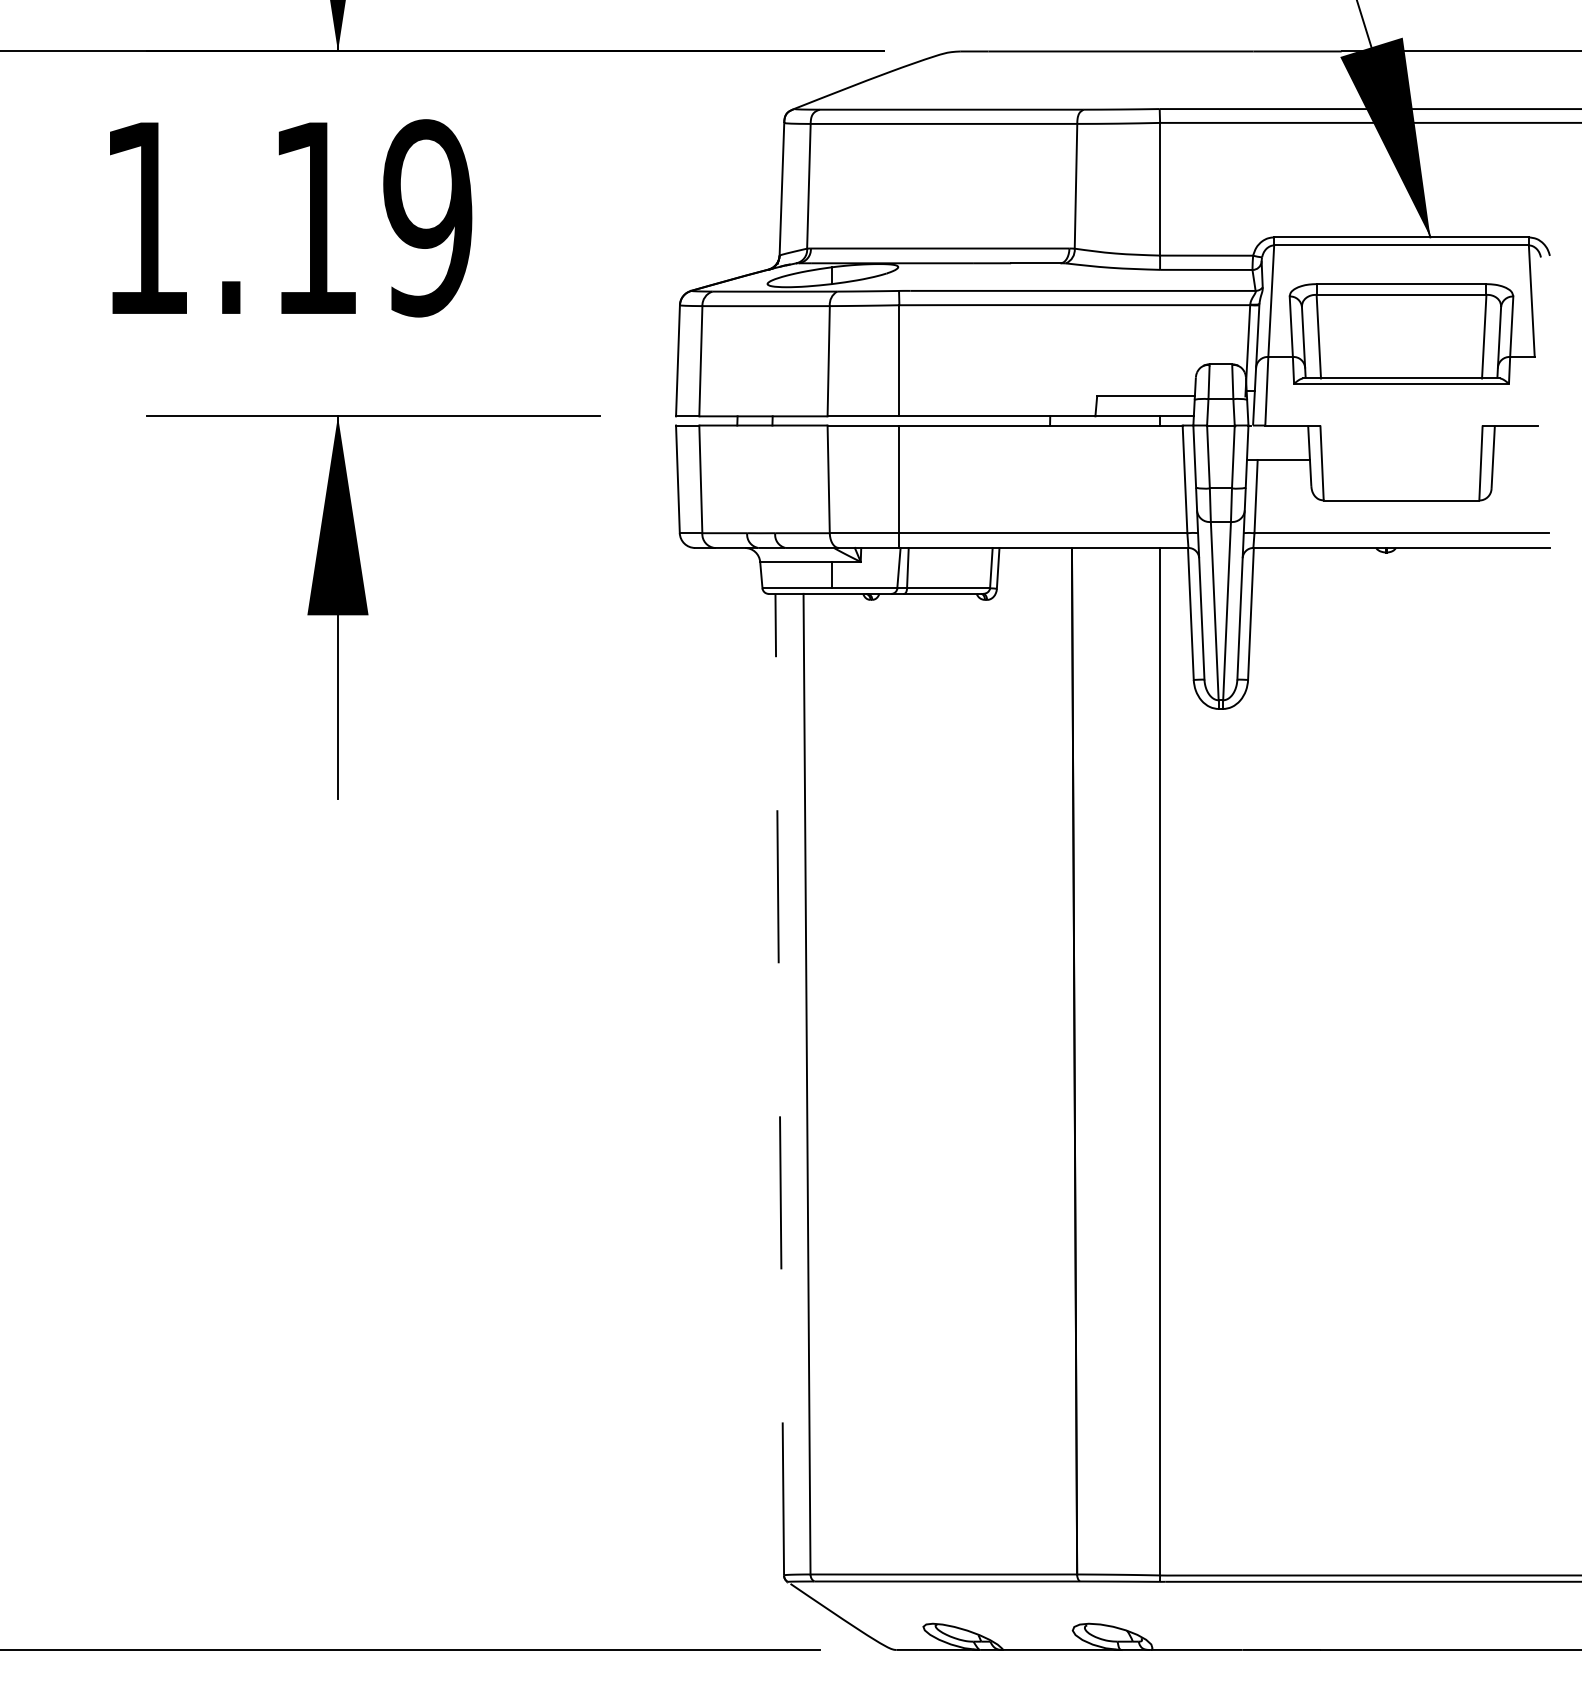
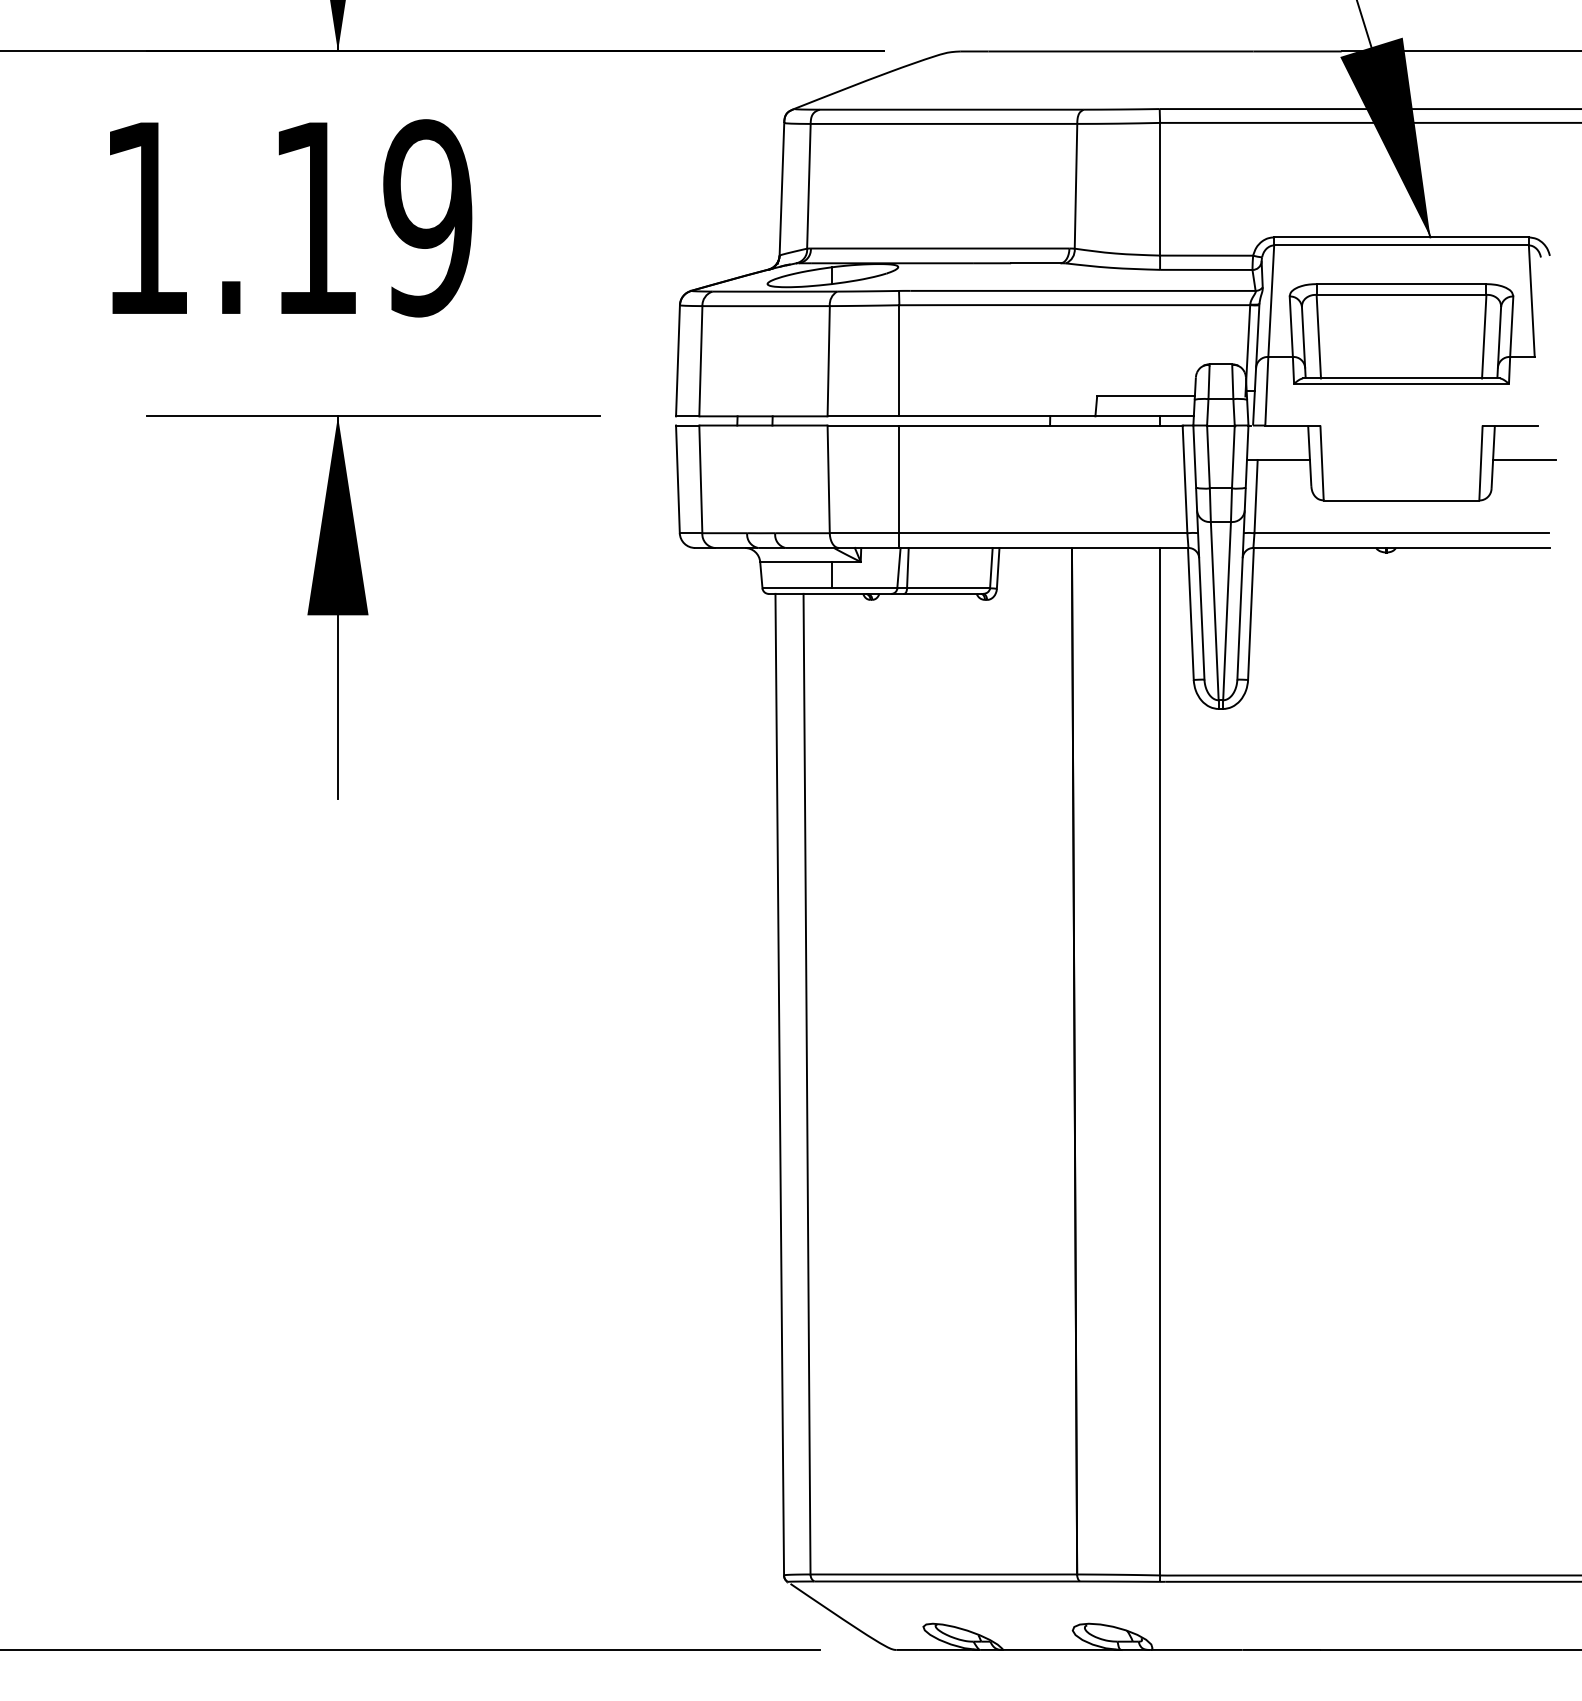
line: none -> present (1524, 459)
line: dashed -> solid (779, 1084)
